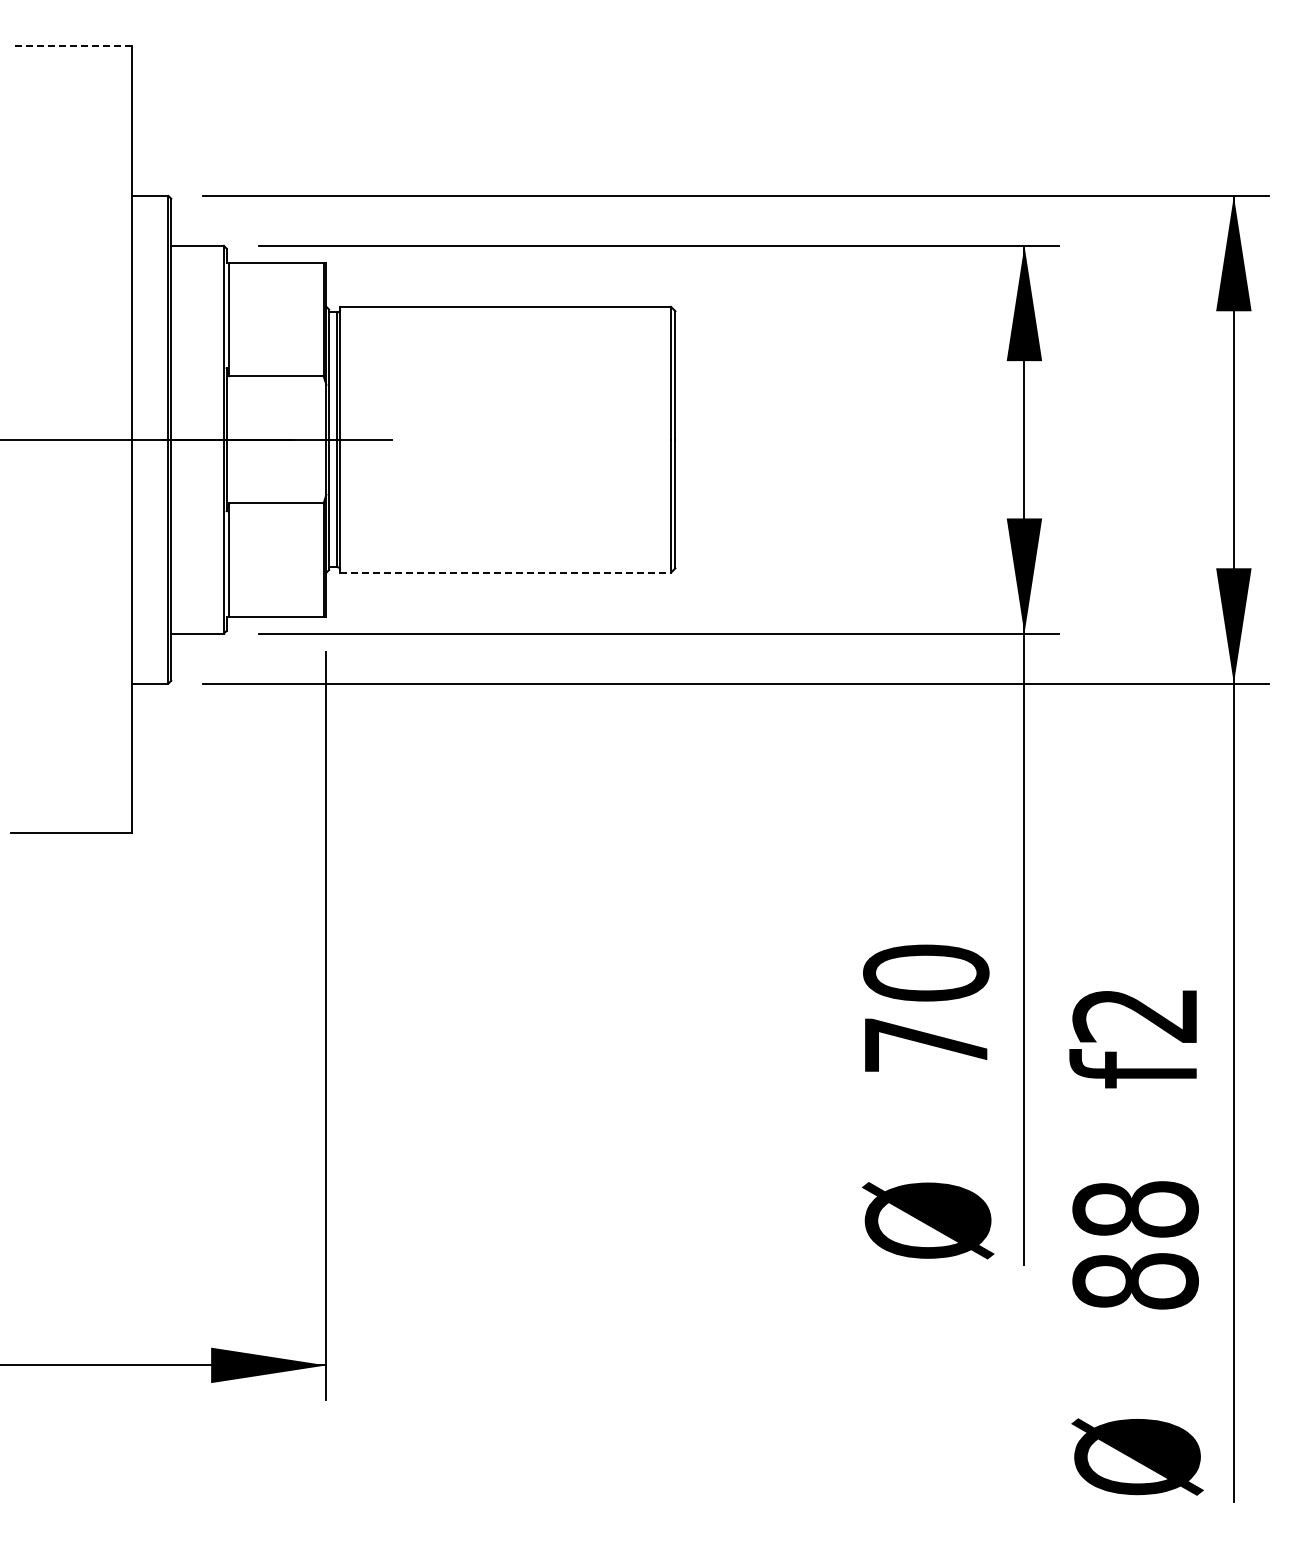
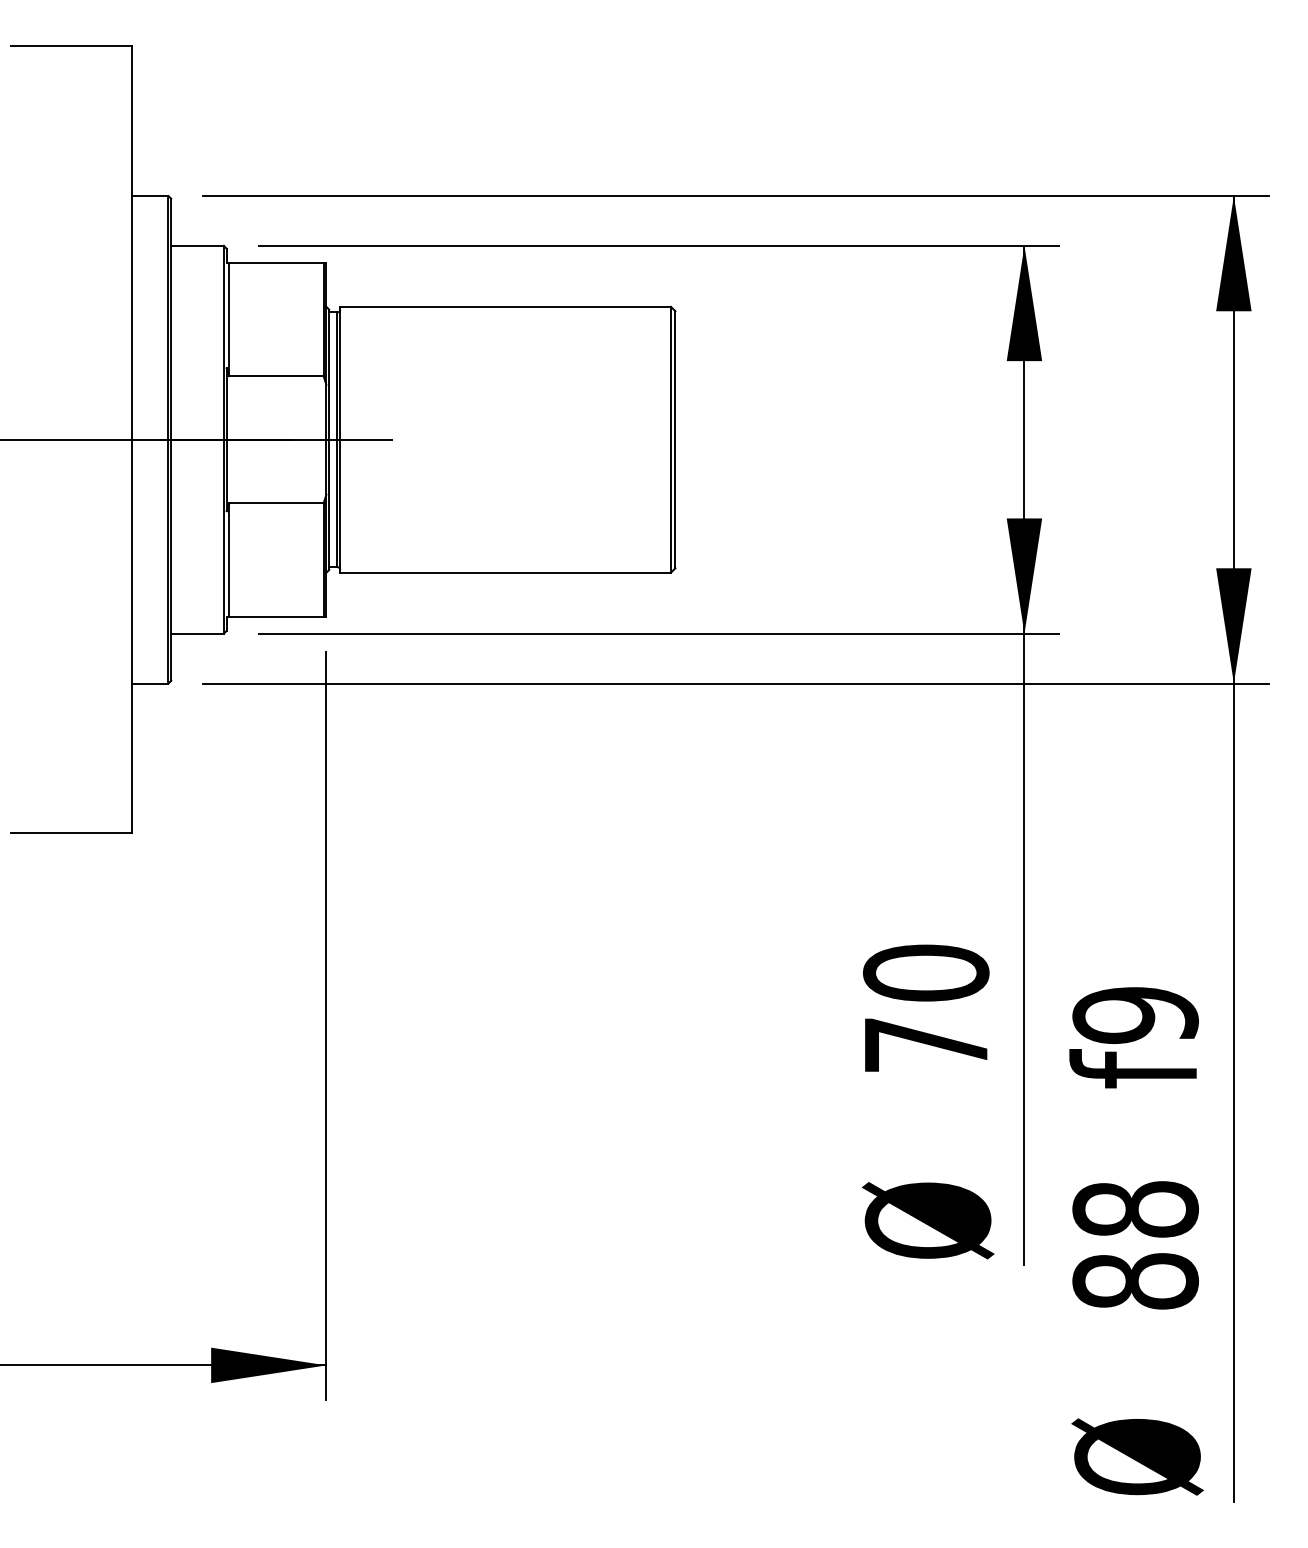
line: dashed -> solid (71, 46)
line: dashed -> solid (506, 572)
text: f2 -> f9 (1135, 1015)
